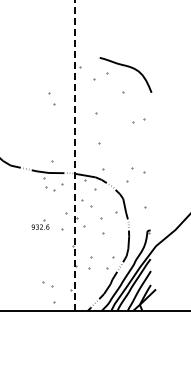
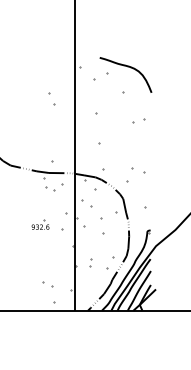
line: dashed -> solid (74, 155)
part size: 5x14 px -> 4x10 px (90, 262)
